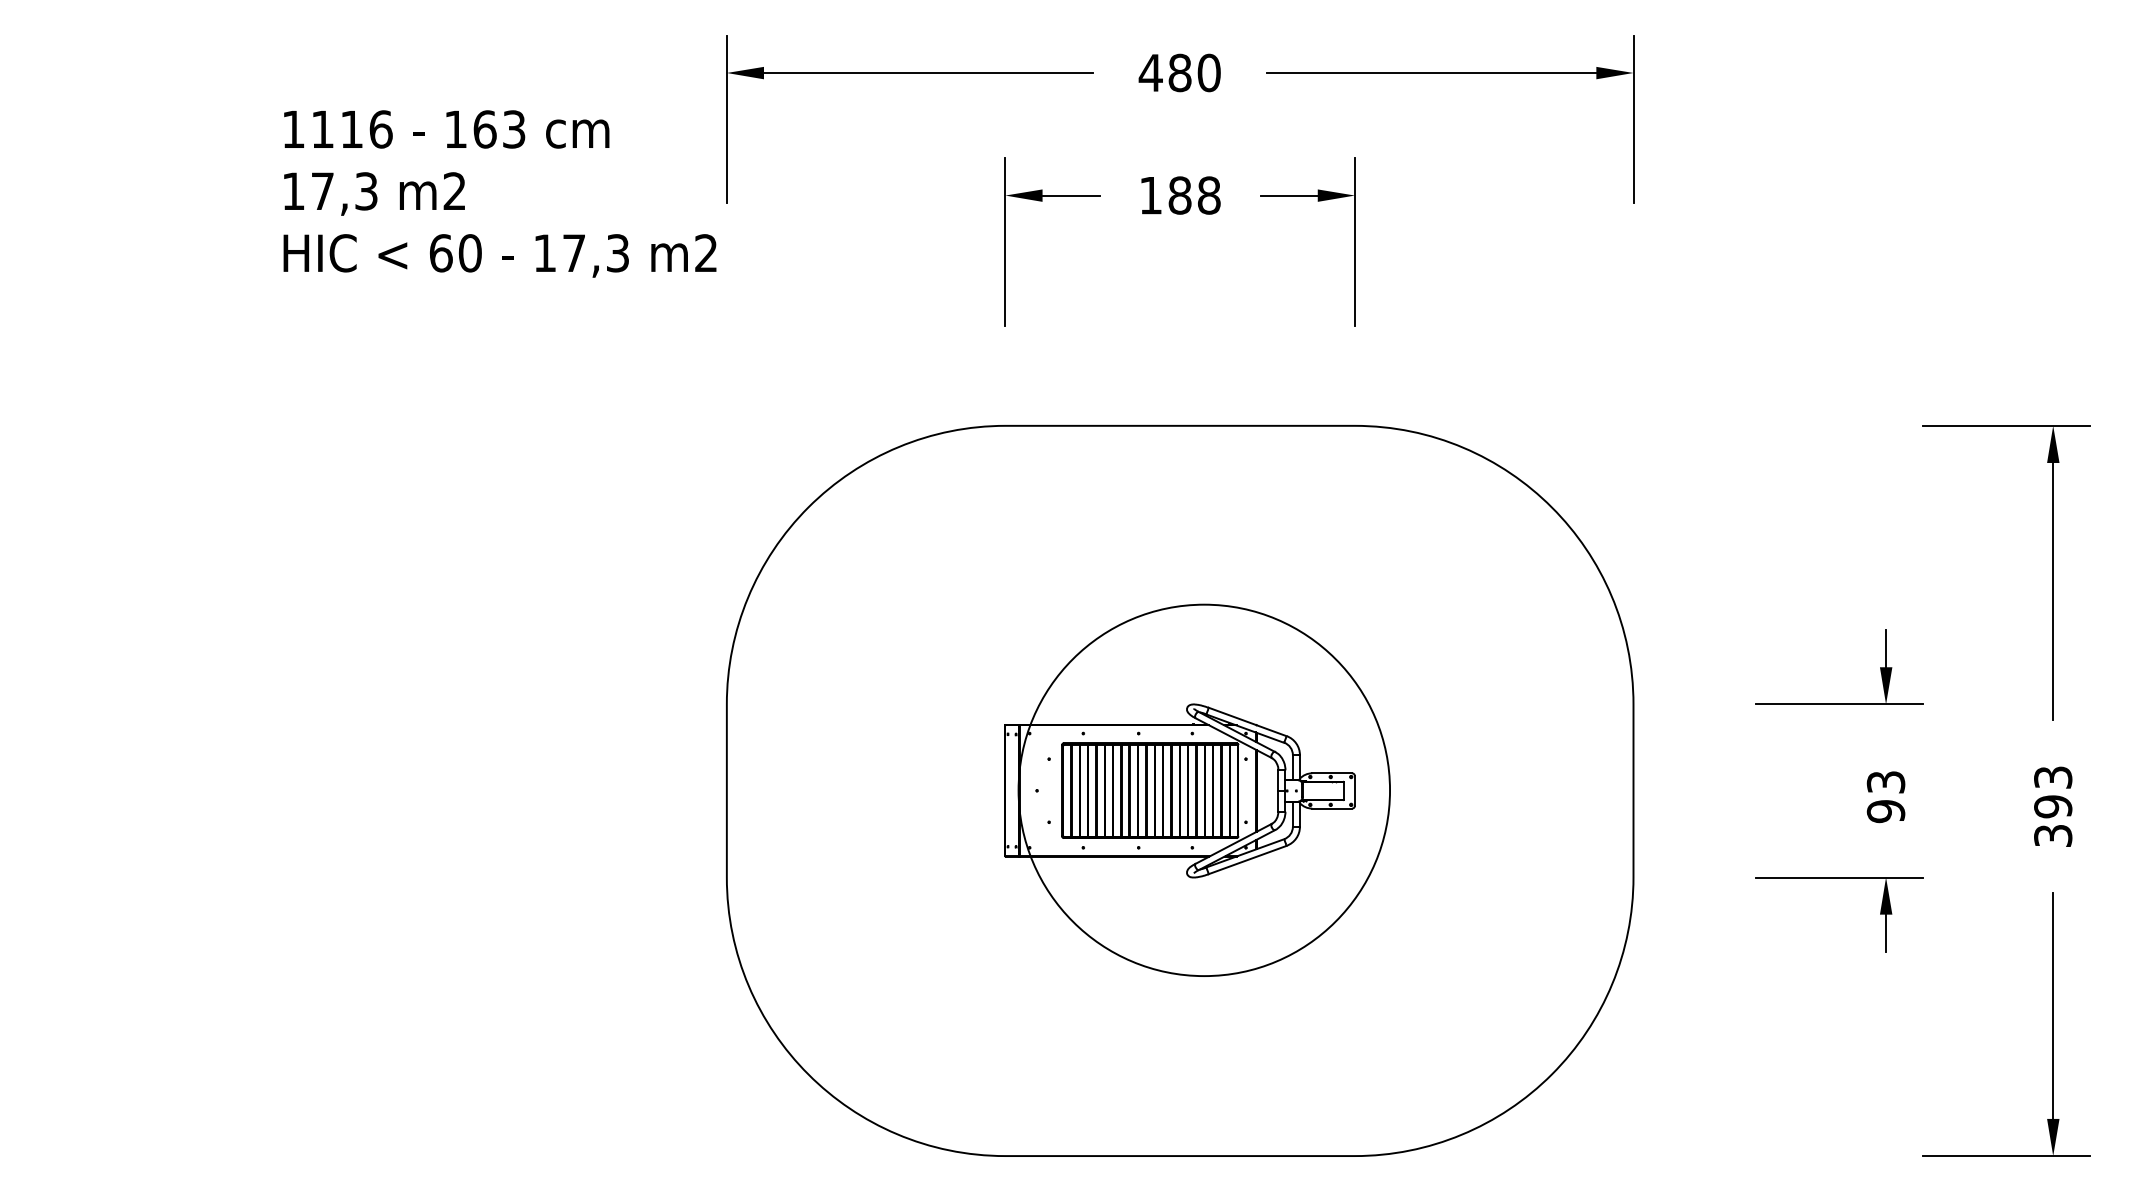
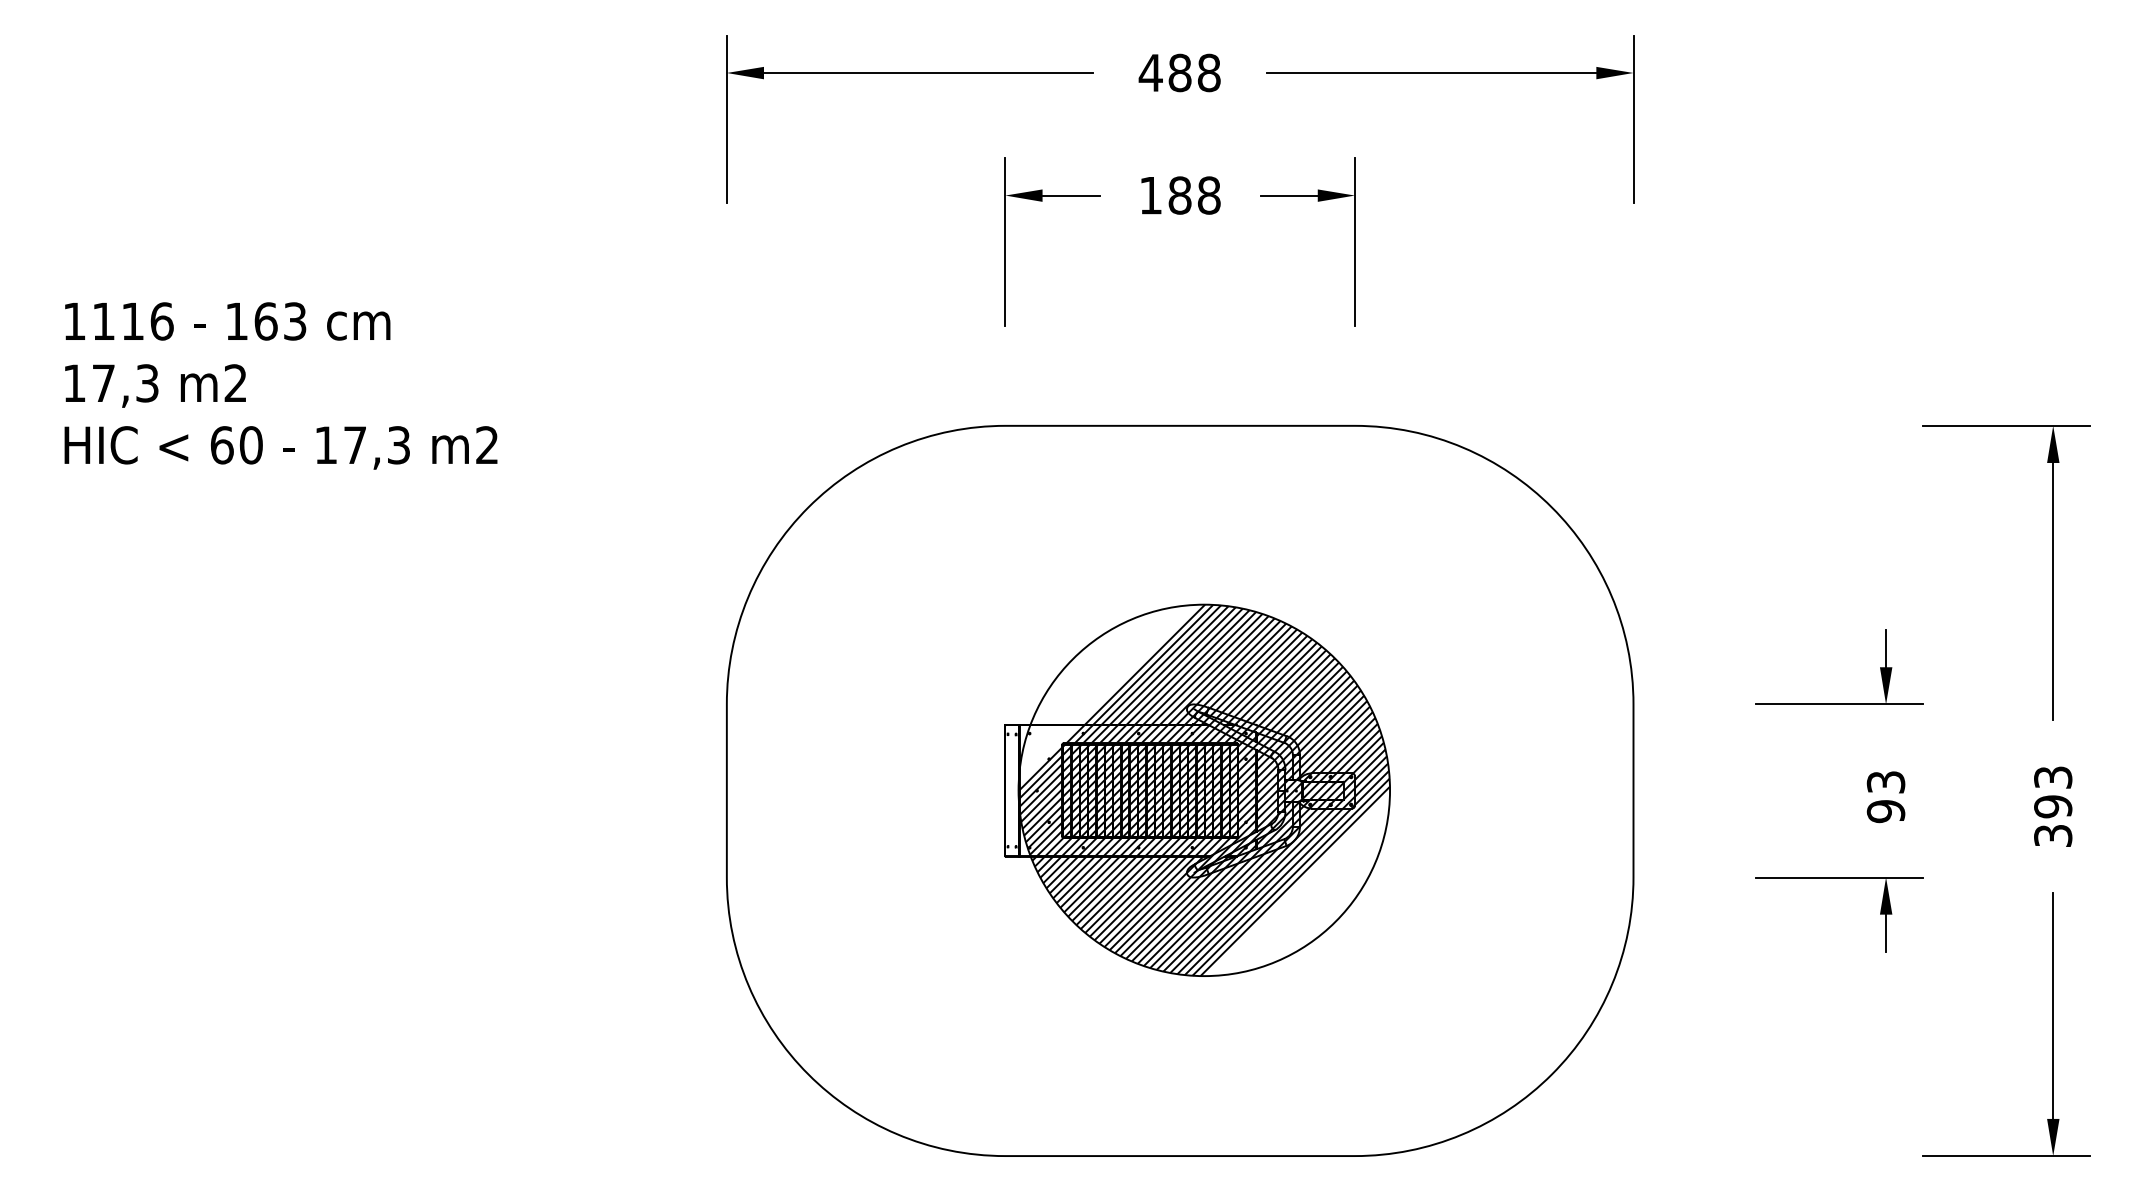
text: 480 -> 488 (1208, 73)
text position: (499, 193) -> (280, 385) (280, 385)
hatch: none -> present (1203, 790)
